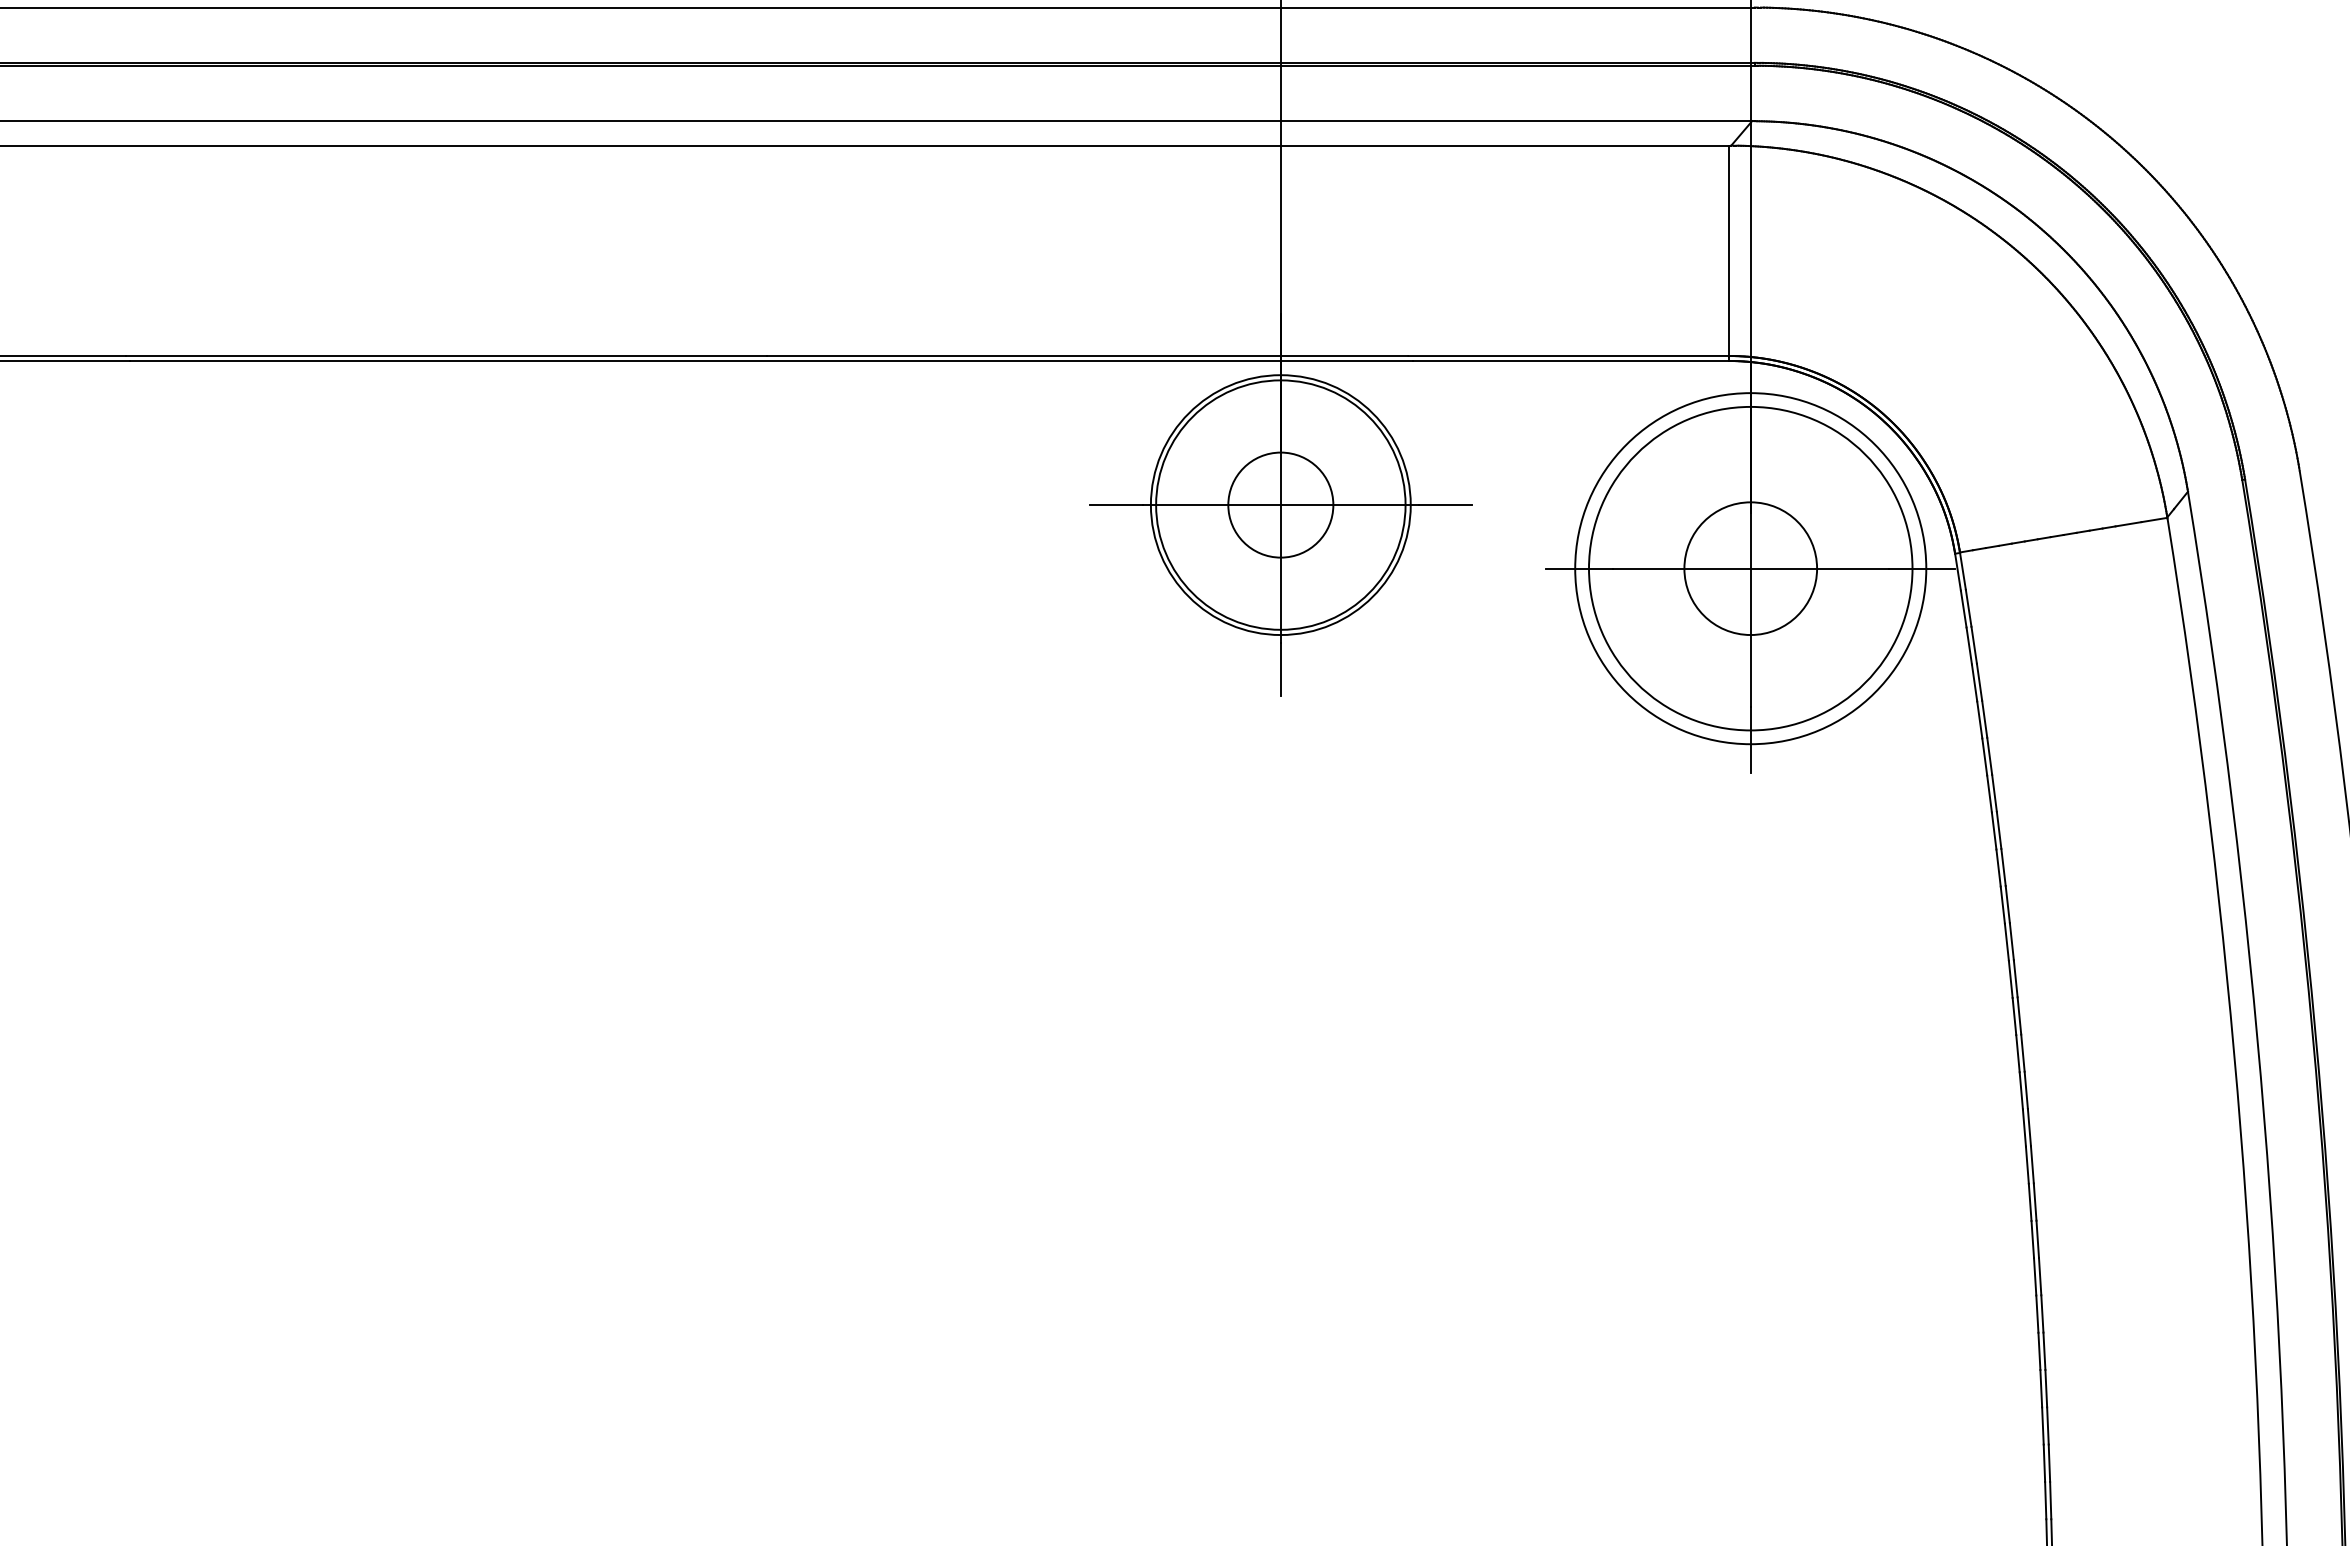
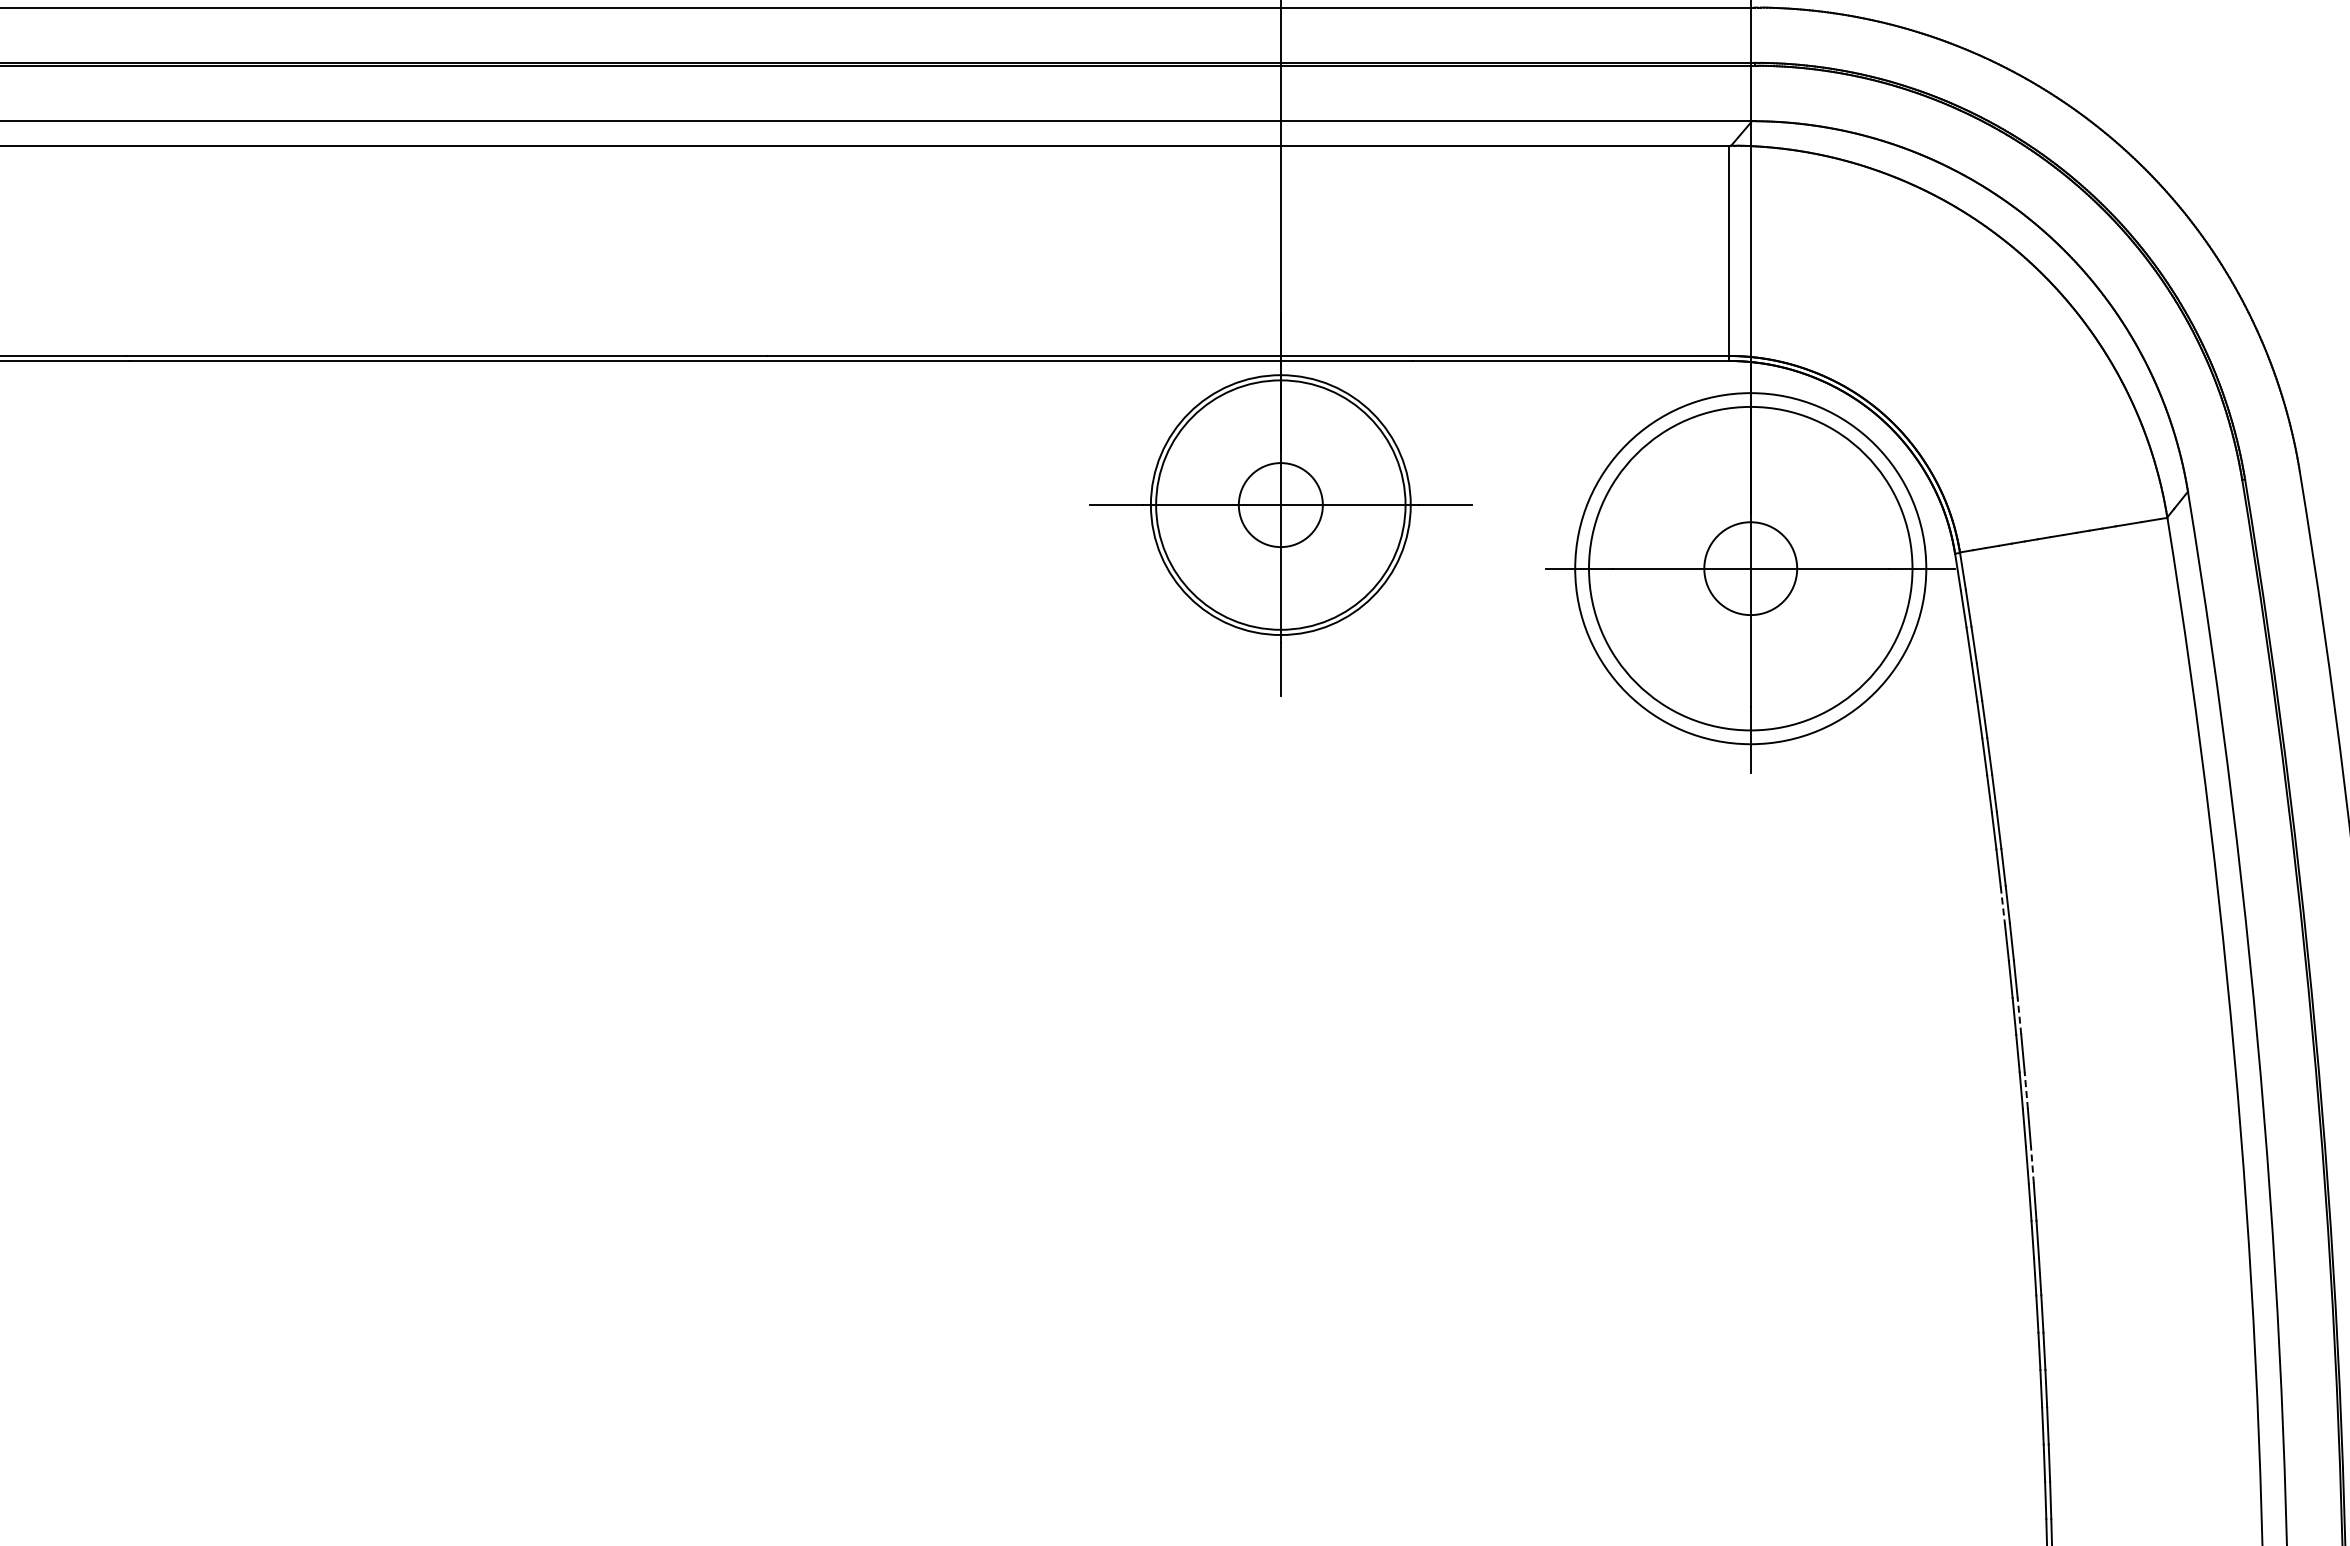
circle diameter: 105 px -> 84 px (1280, 505)
circle diameter: 133 px -> 93 px (1750, 568)
line: solid -> dashed (2002, 905)
line: solid -> dashed (2019, 1015)
line: solid -> dashed (2026, 1090)
line: solid -> dashed (2032, 1164)
